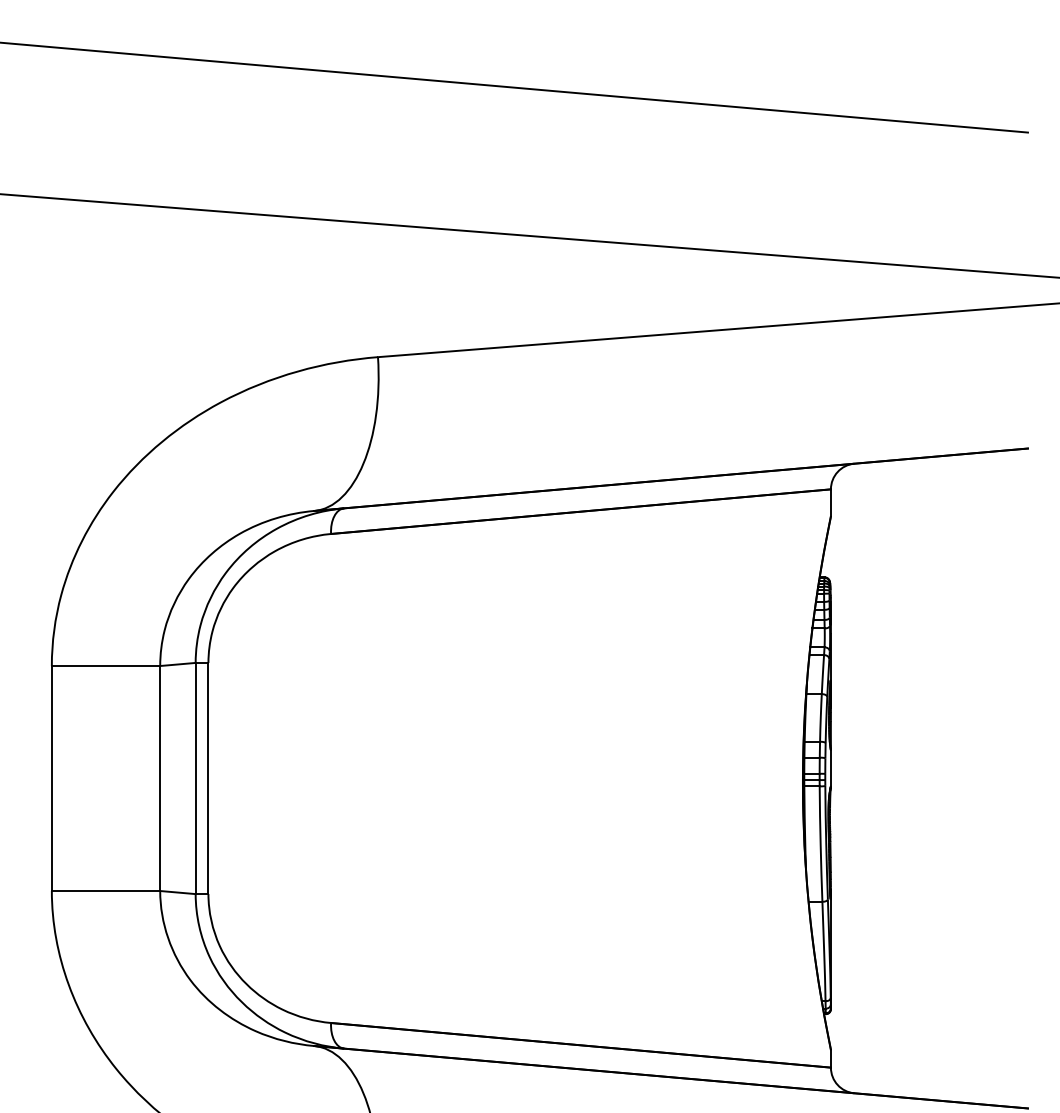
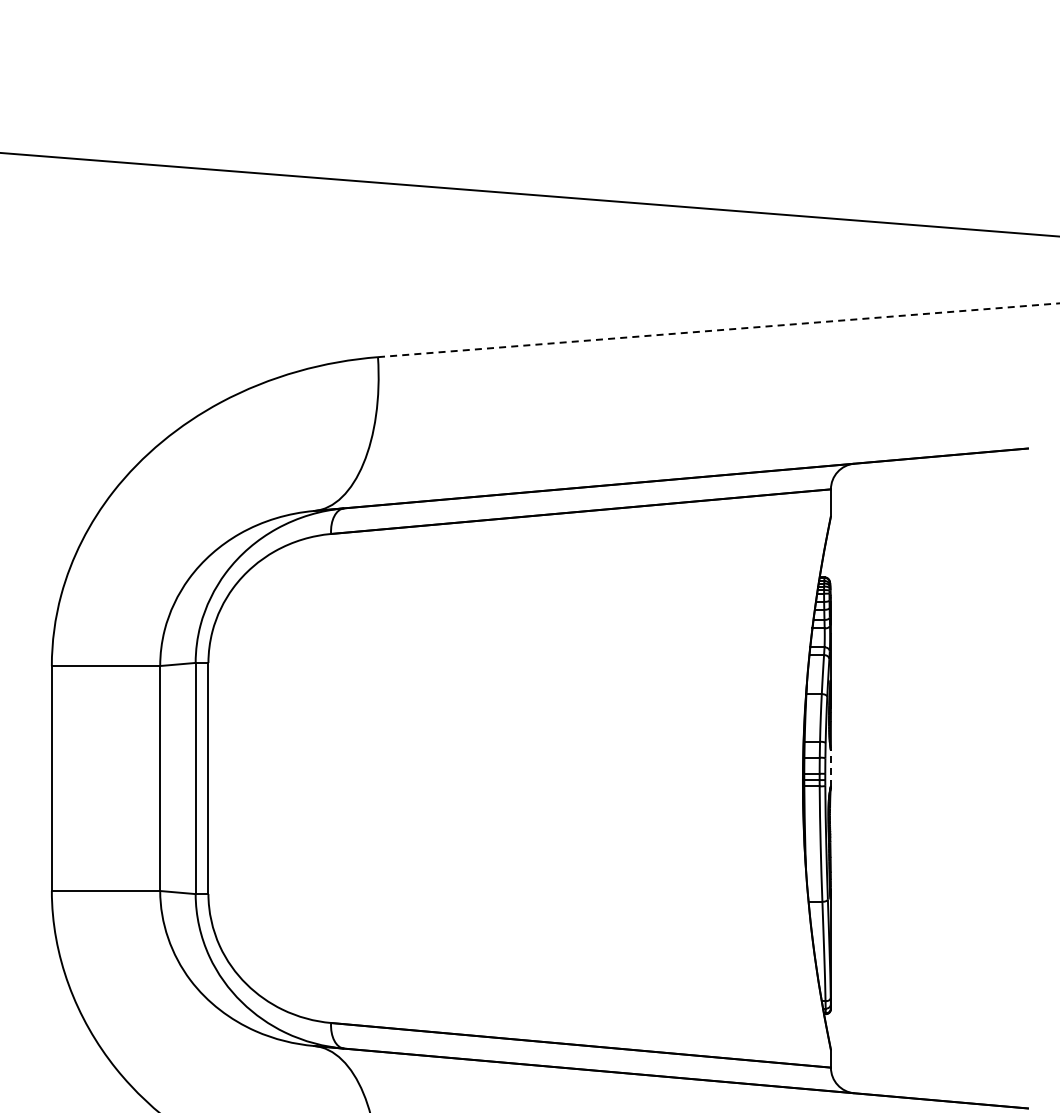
line: present -> none (514, 87)
line position: (529, 235) -> (529, 194) (529, 194)
line: solid -> dashed (718, 330)
line: solid -> dashed (830, 767)
